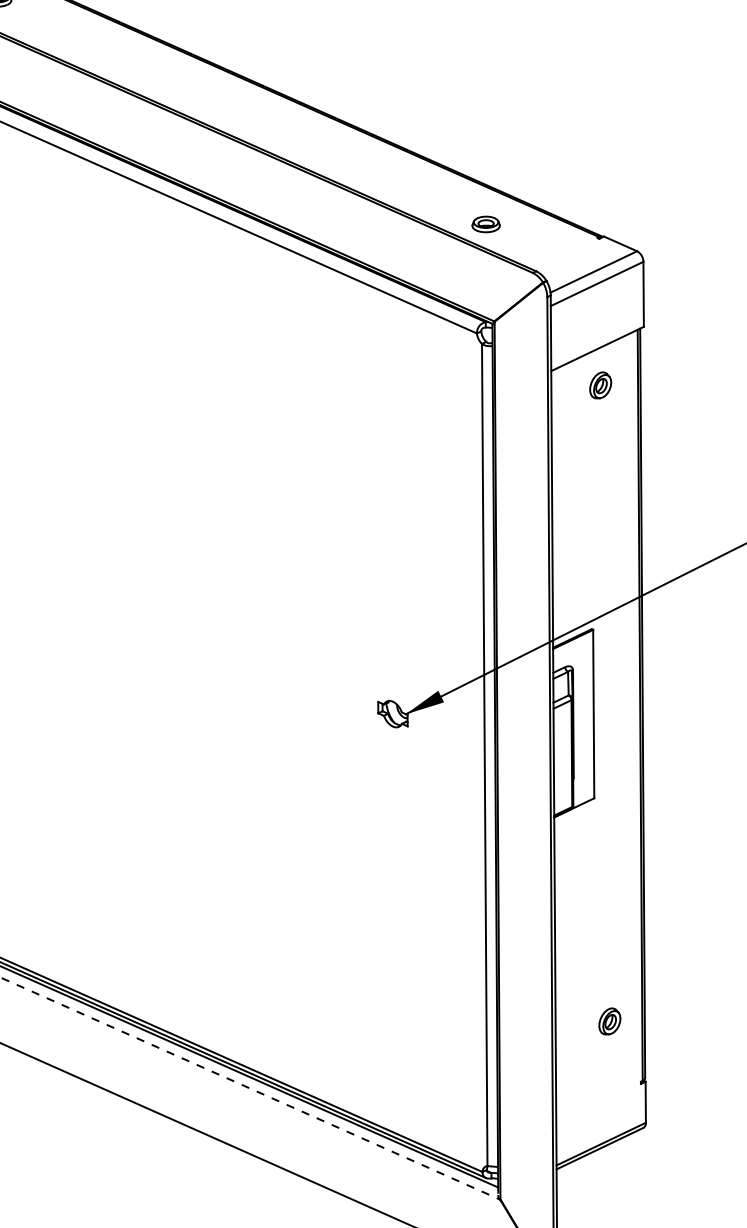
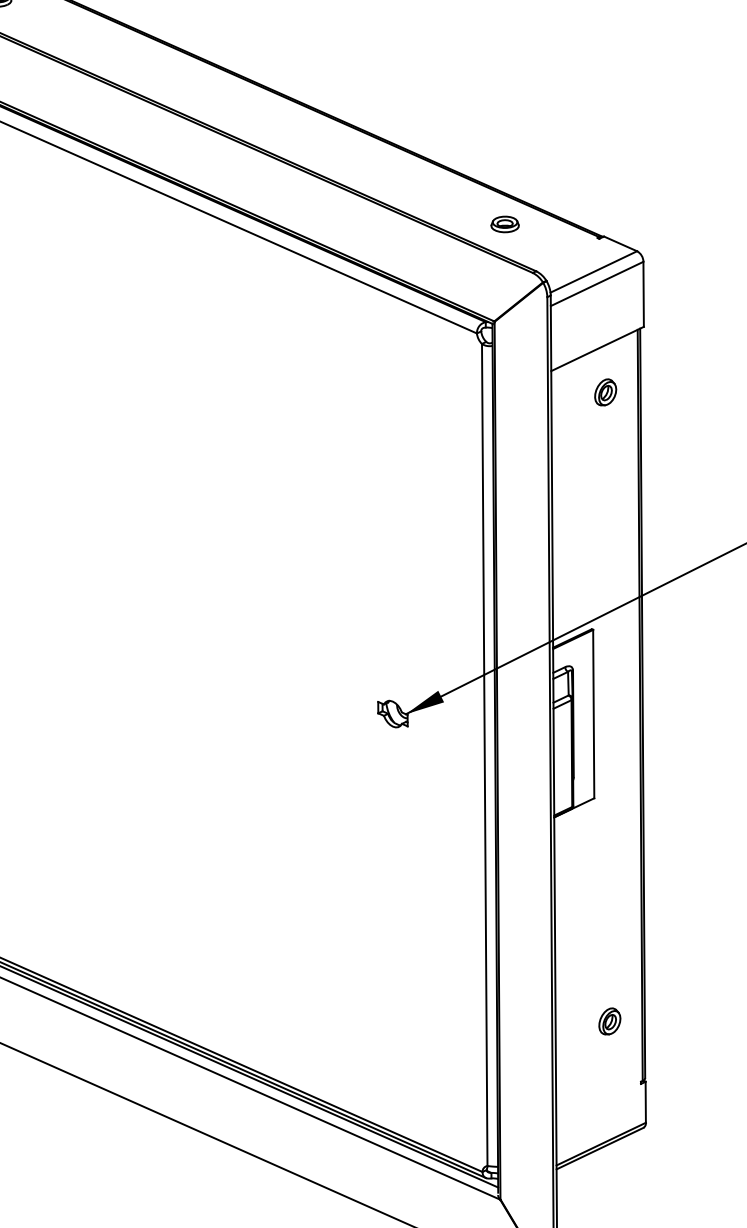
part position: (485, 224) -> (504, 224) (504, 224)
part position: (600, 385) -> (605, 392) (605, 392)
line: dashed -> solid (250, 1088)
